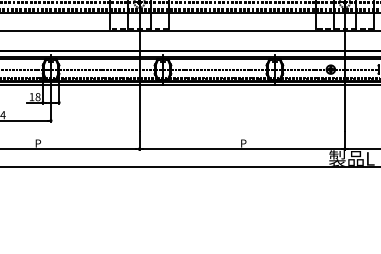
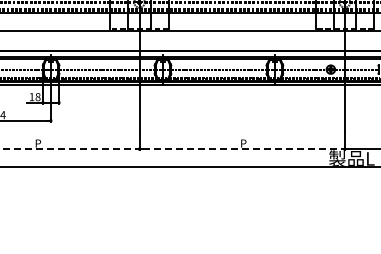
line: solid -> dashed (68, 149)
line: solid -> dashed (242, 149)
